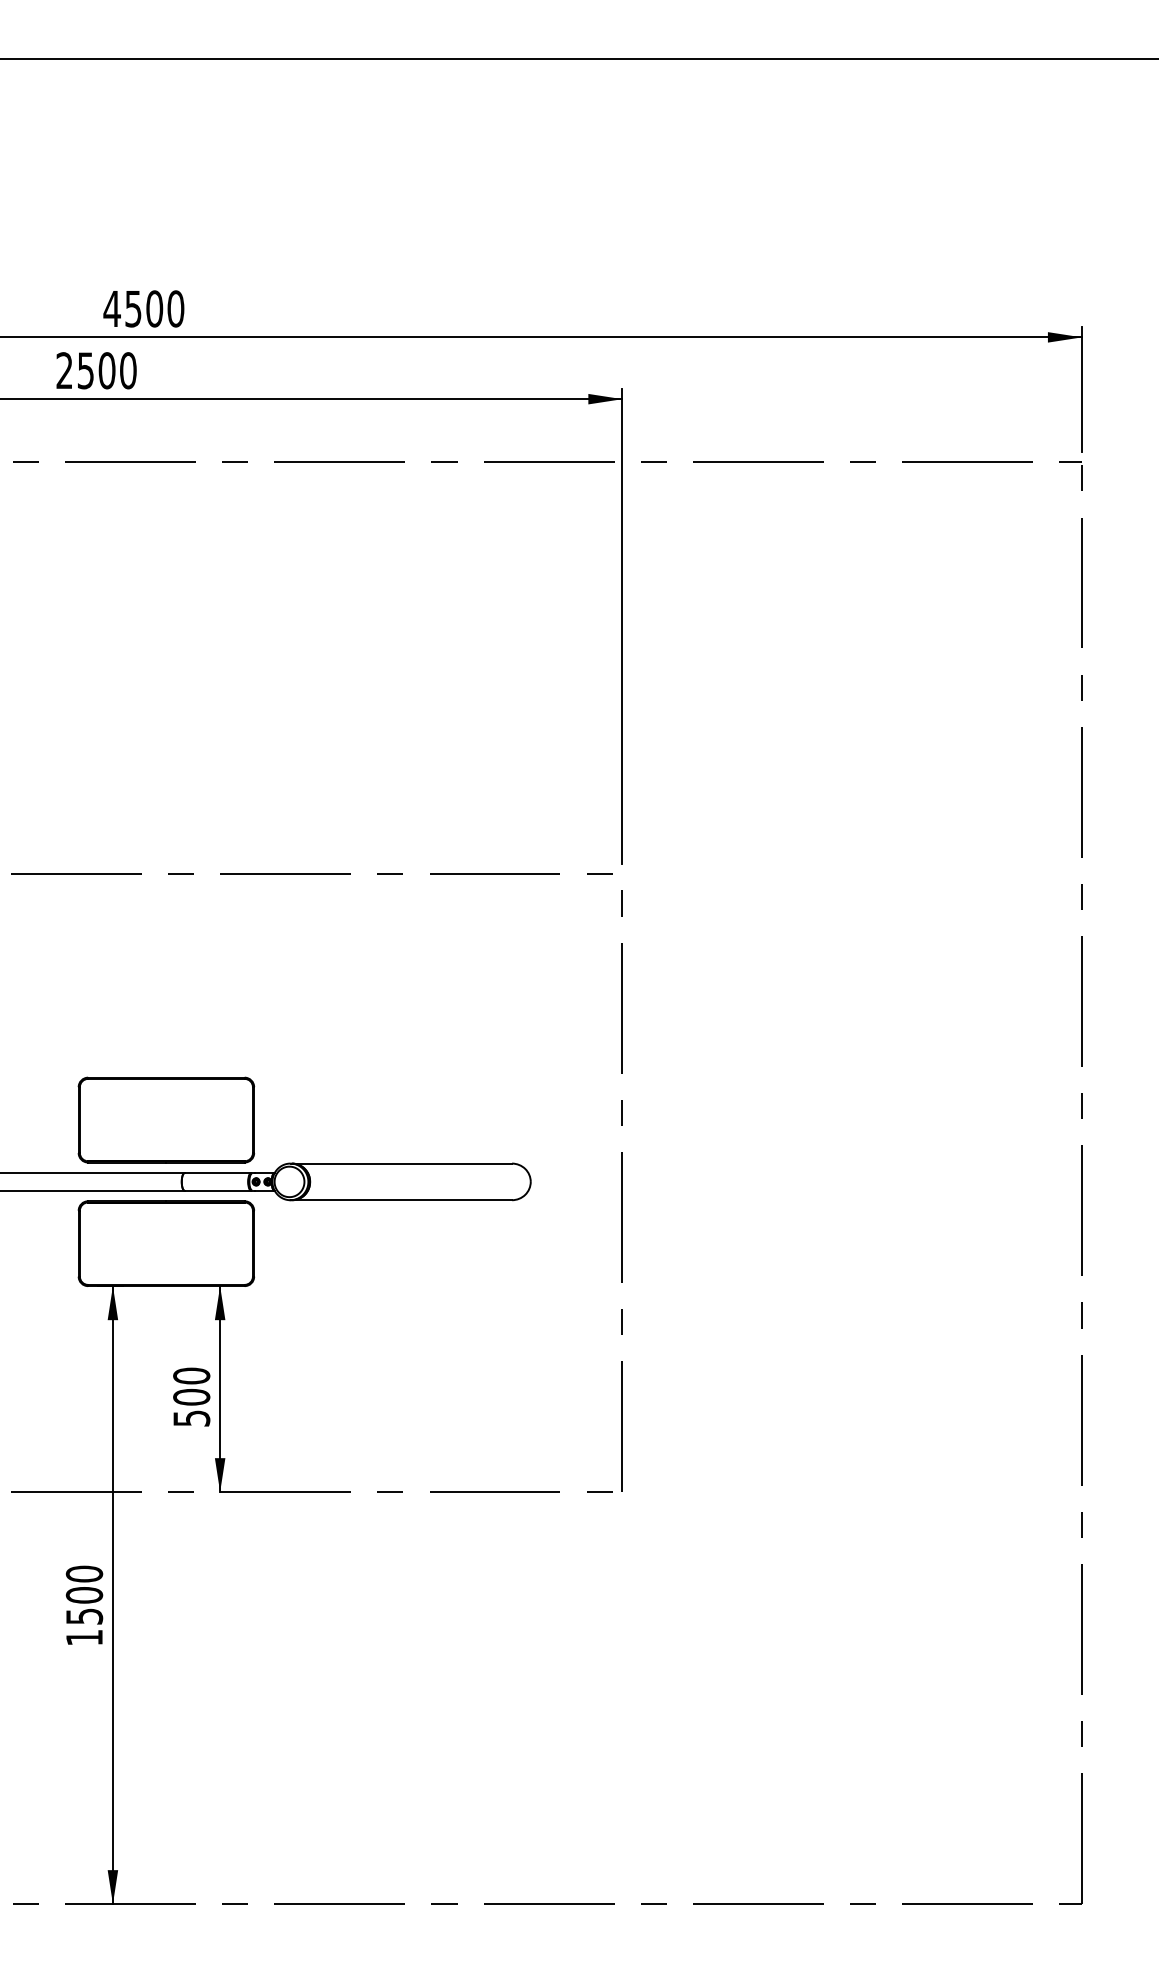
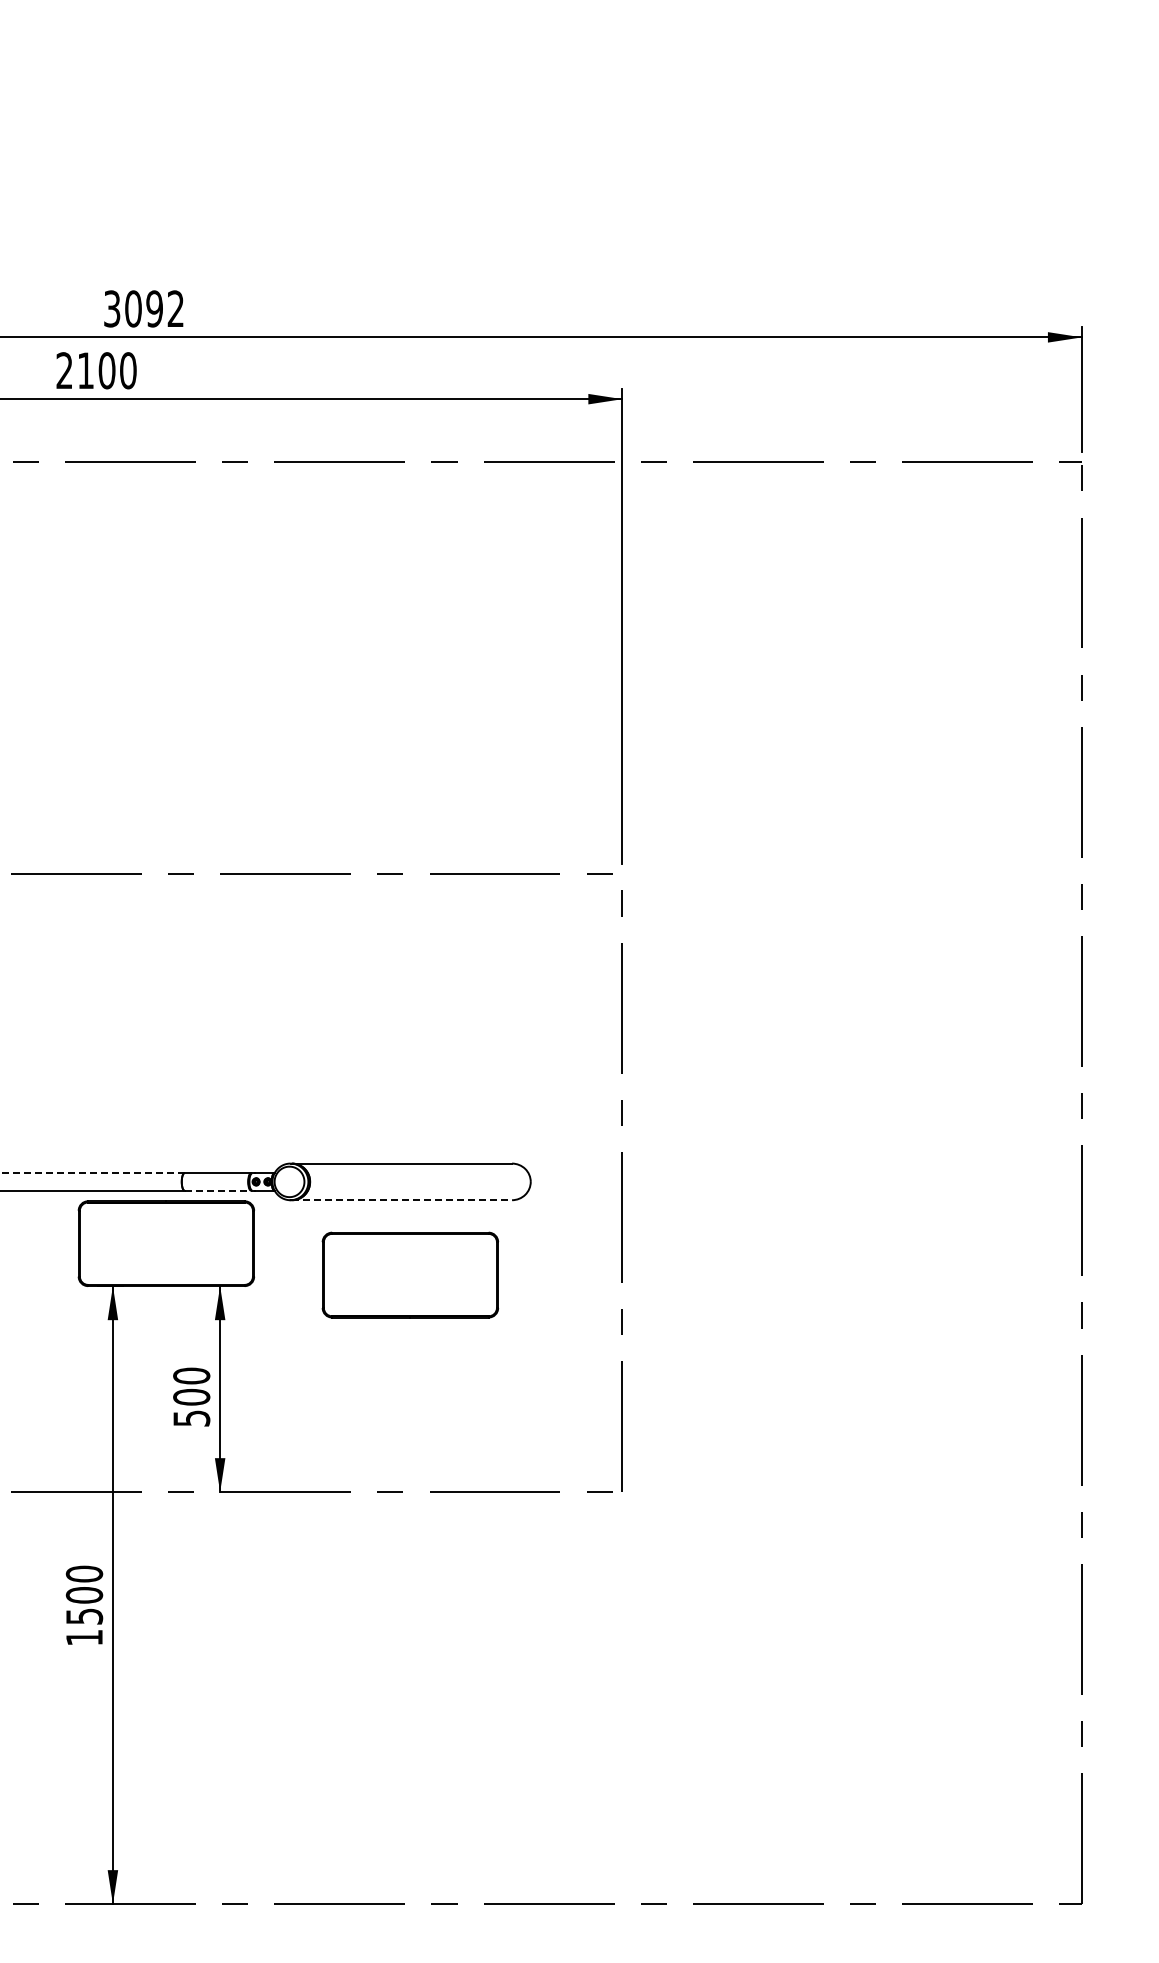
line: present -> none (578, 58)
text: 4500 -> 3092 (143, 308)
text: 2500 -> 2100 (85, 370)
part position: (166, 1119) -> (410, 1274) (410, 1274)
line: solid -> dashed (91, 1173)
line: solid -> dashed (218, 1190)
line: solid -> dashed (402, 1200)
